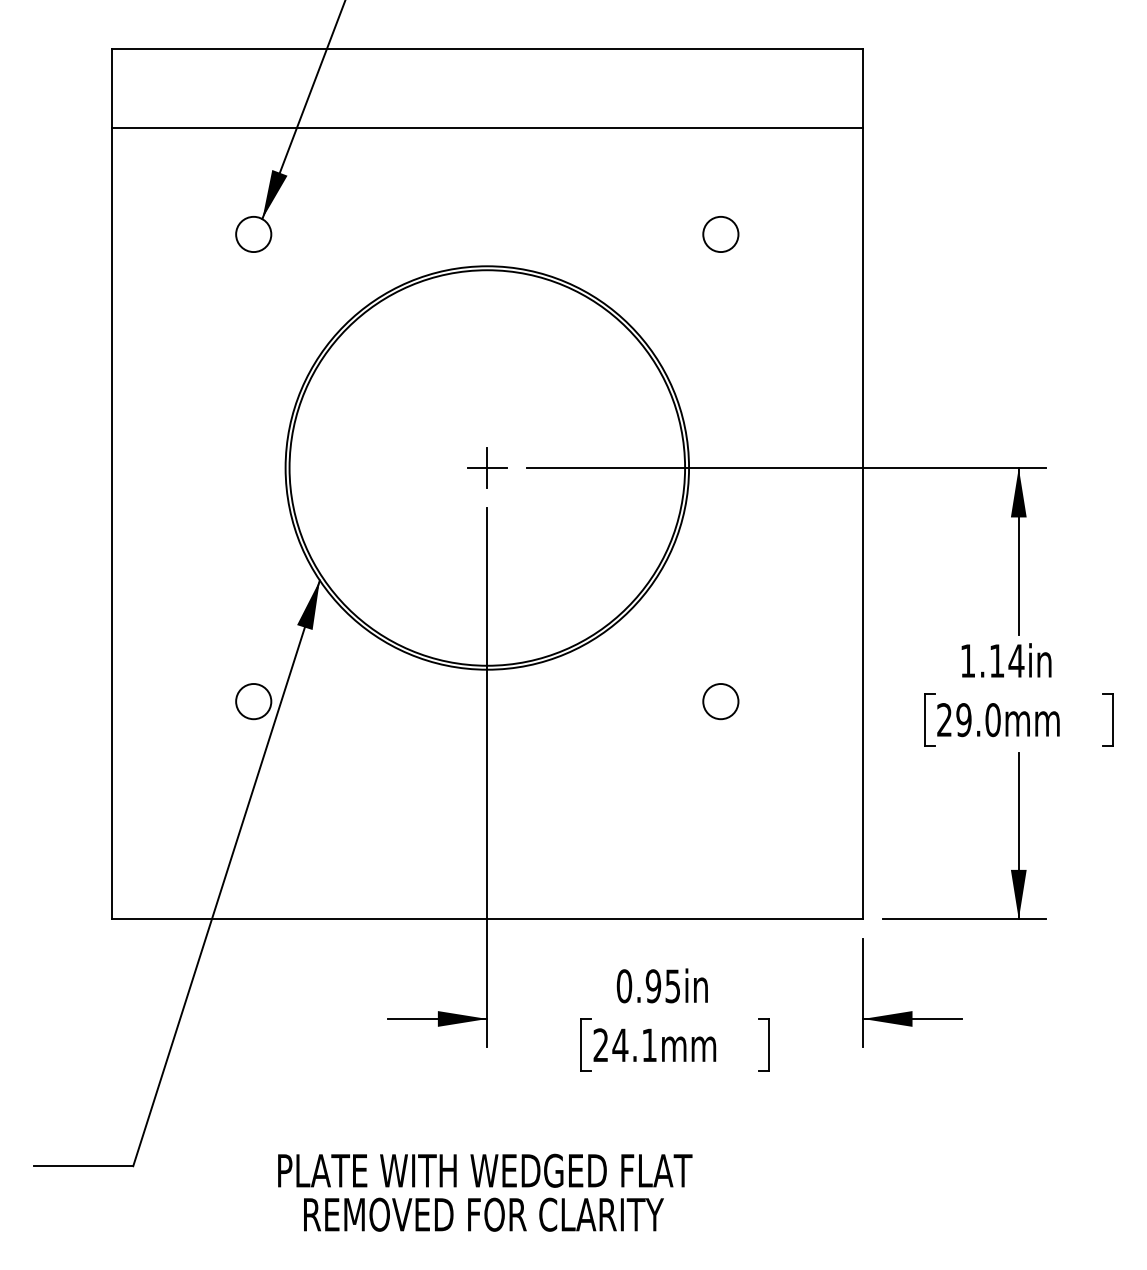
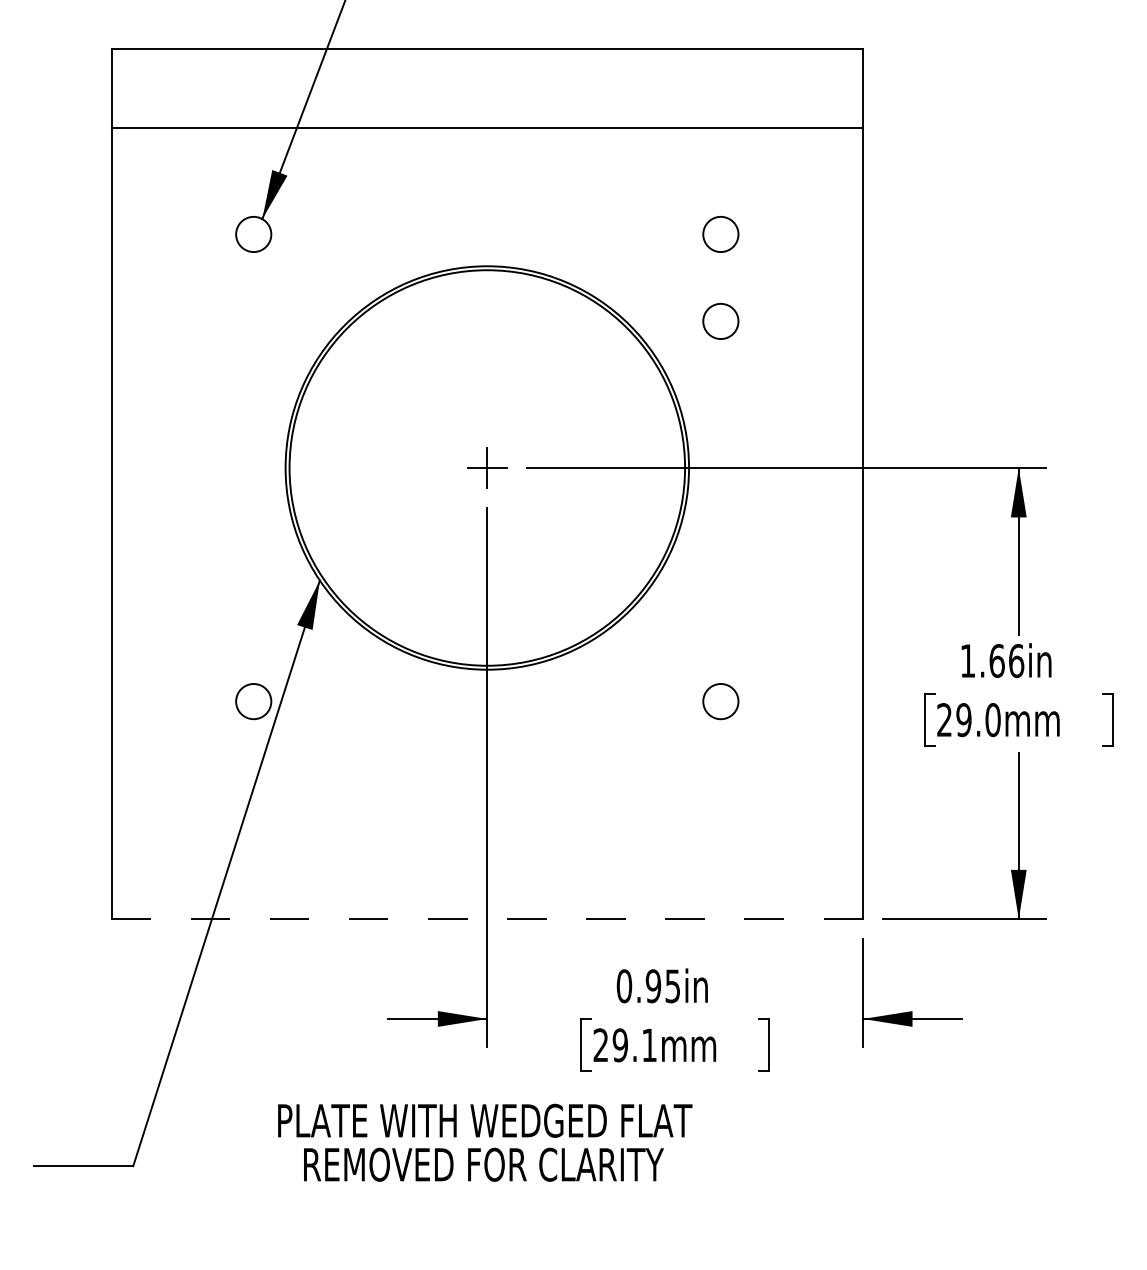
circle: none -> present (720, 321)
text: 1.14in -> 1.66in (1006, 661)
line: solid -> dashed (487, 919)
text: 24.1mm -> 29.1mm (620, 1045)
text position: (485, 1192) -> (485, 1142) (485, 1142)
